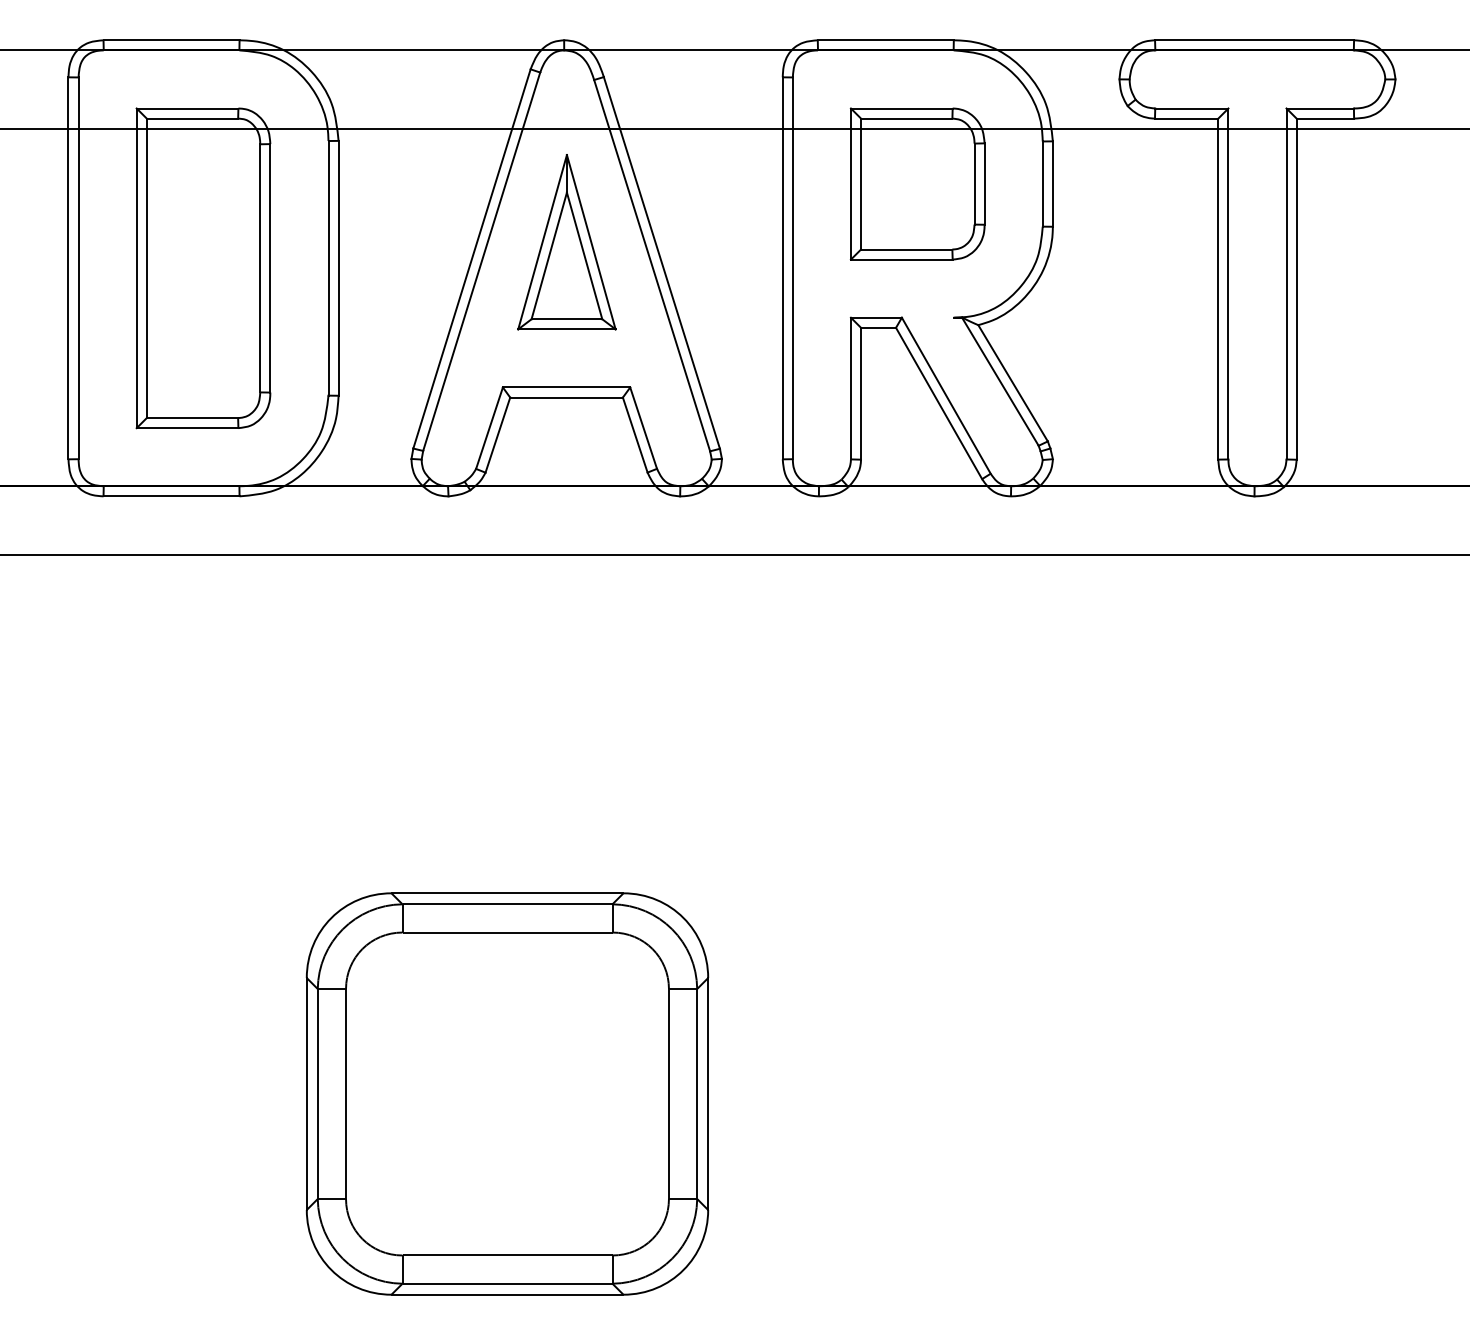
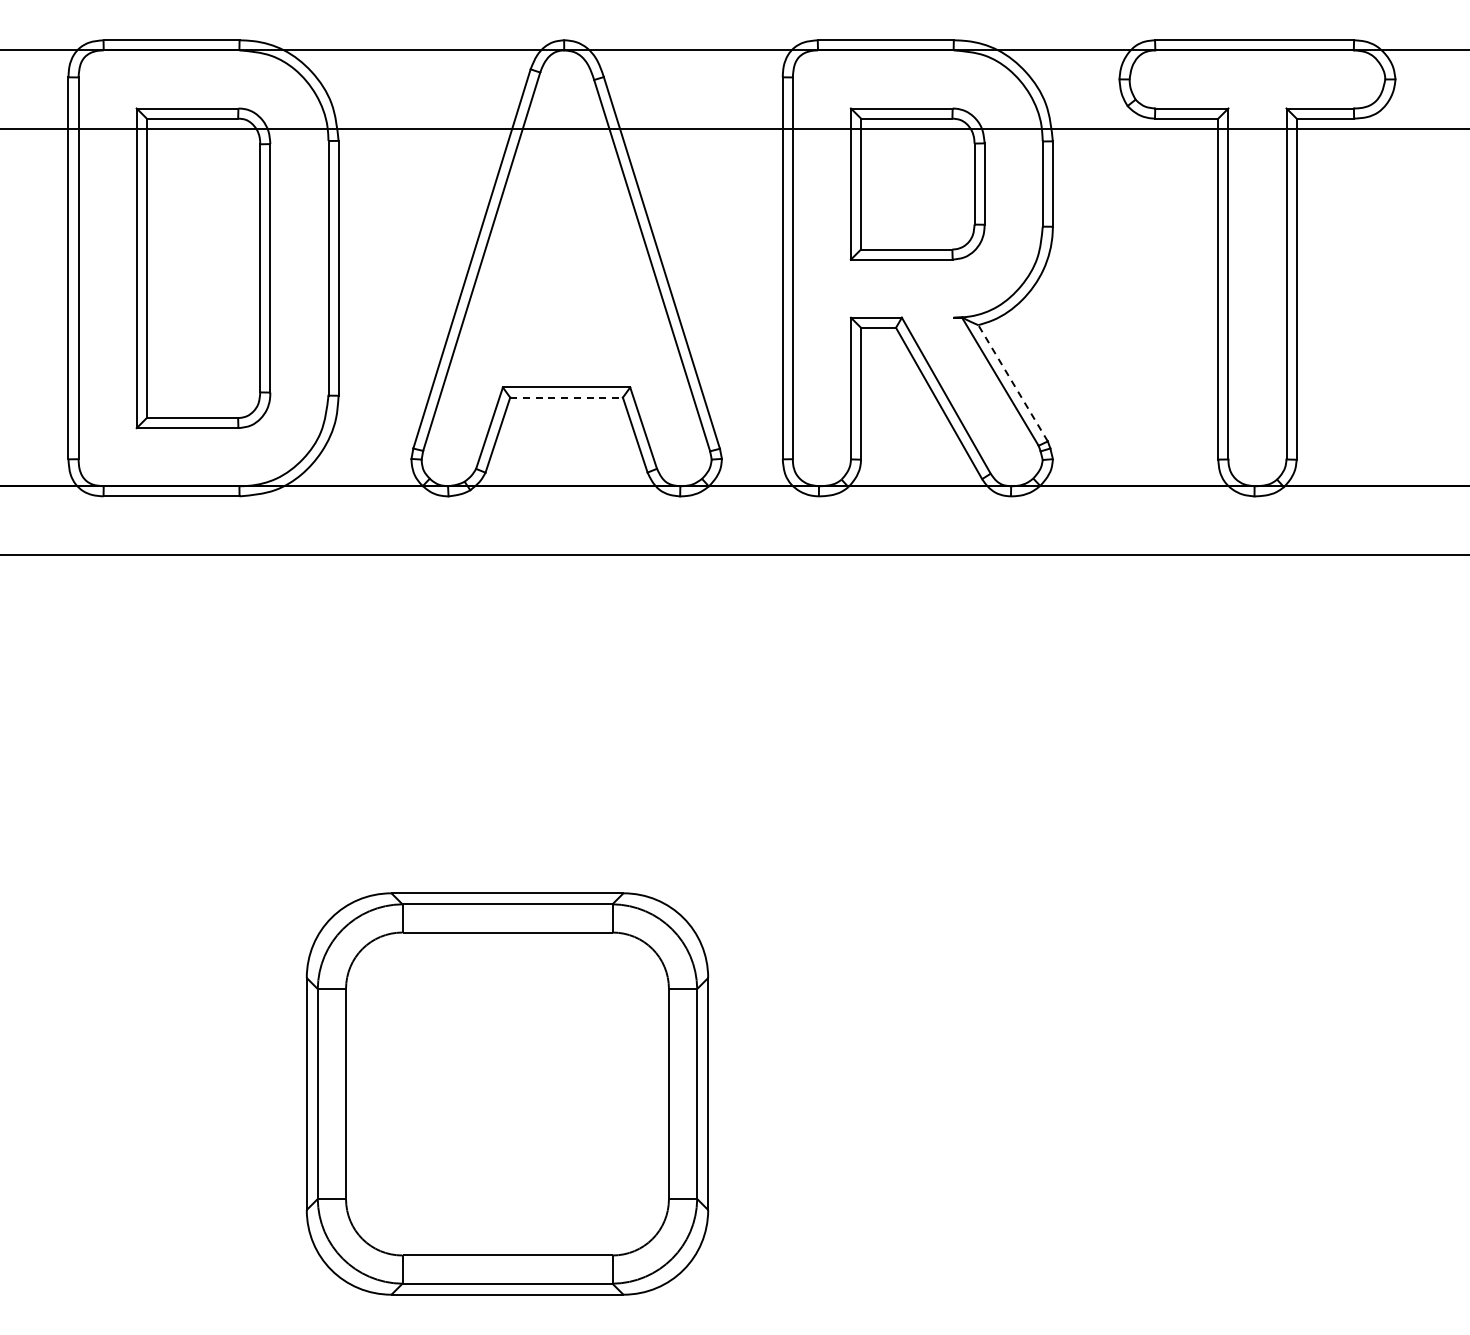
part: present -> none (566, 242)
line: solid -> dashed (1013, 383)
line: solid -> dashed (567, 397)
